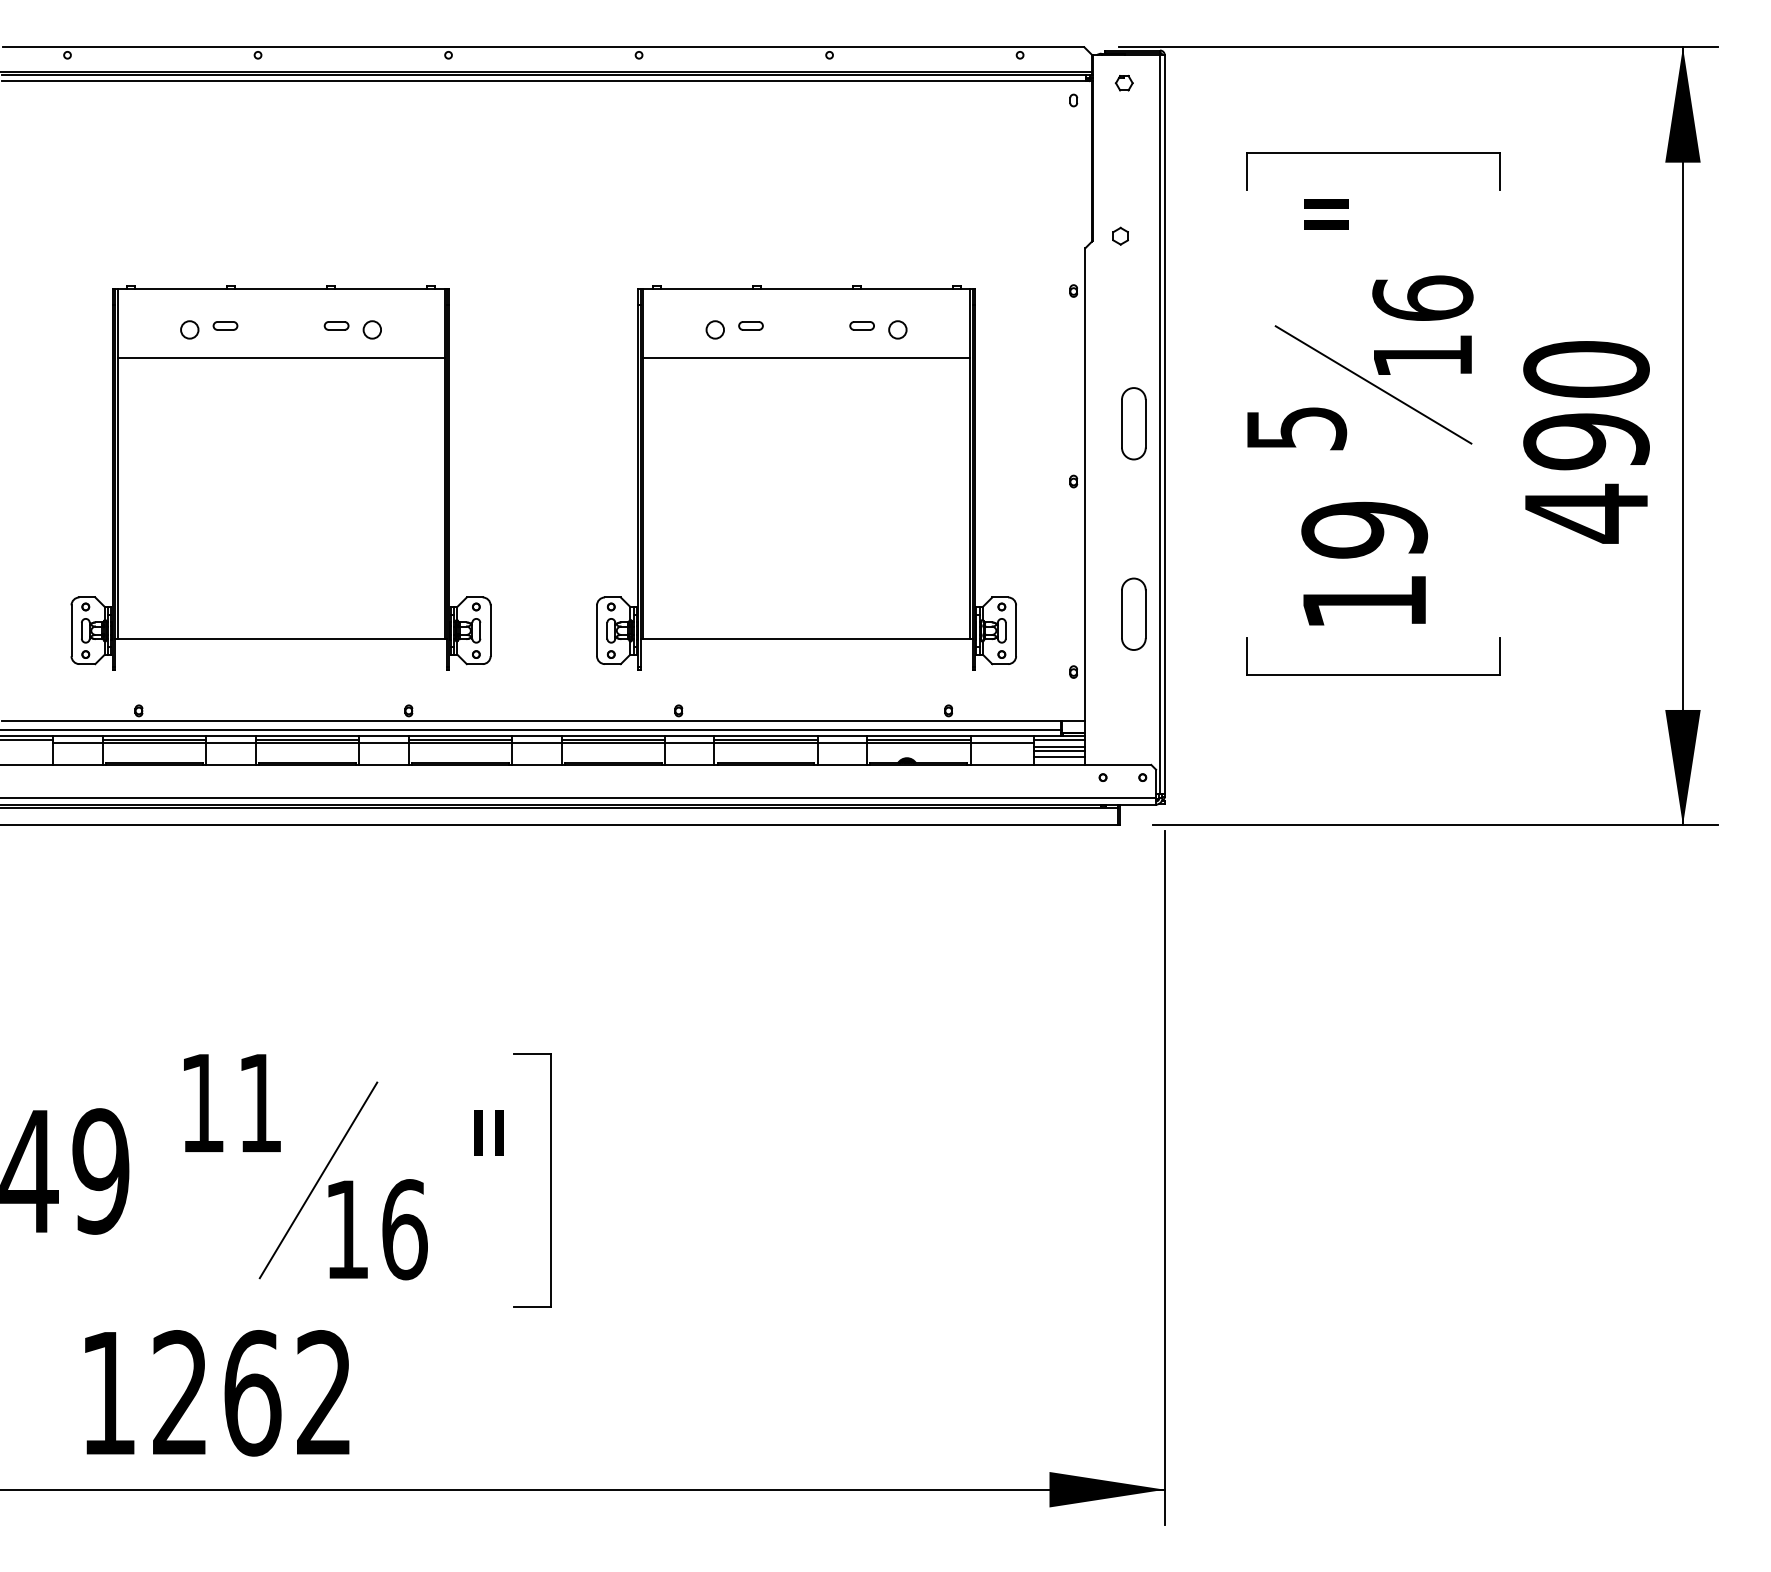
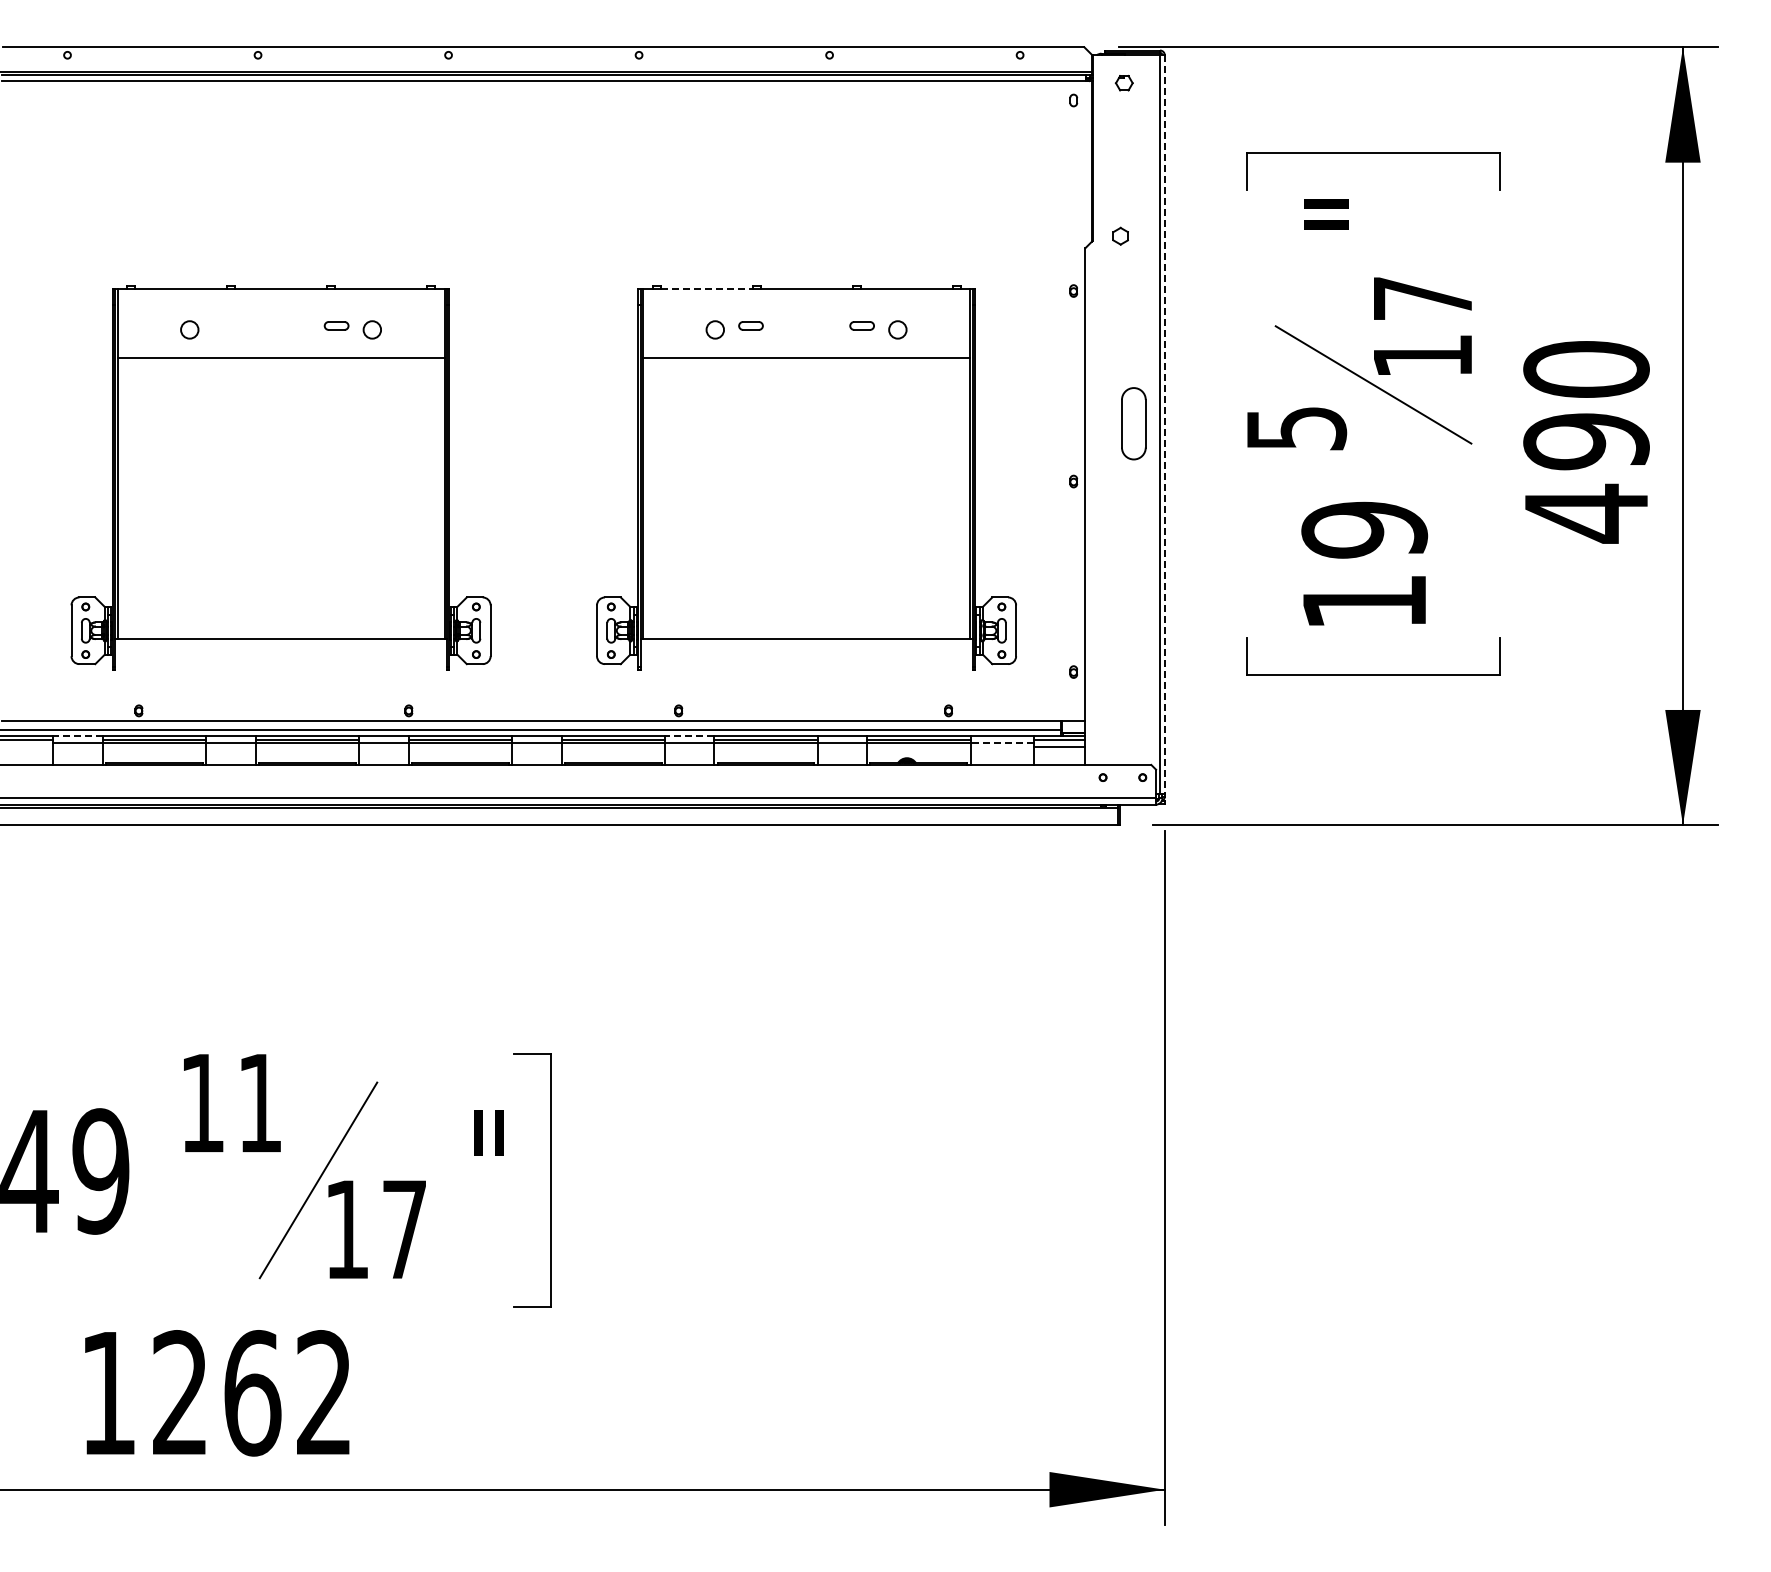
line: solid -> dashed (707, 289)
text: 16 -> 17 (1422, 297)
part: present -> none (225, 325)
line: solid -> dashed (1164, 424)
part: present -> none (1133, 613)
line: solid -> dashed (77, 736)
line: solid -> dashed (689, 736)
line: solid -> dashed (1002, 742)
line: present -> none (1059, 750)
line: present -> none (1059, 757)
text: 16 -> 17 (404, 1229)
